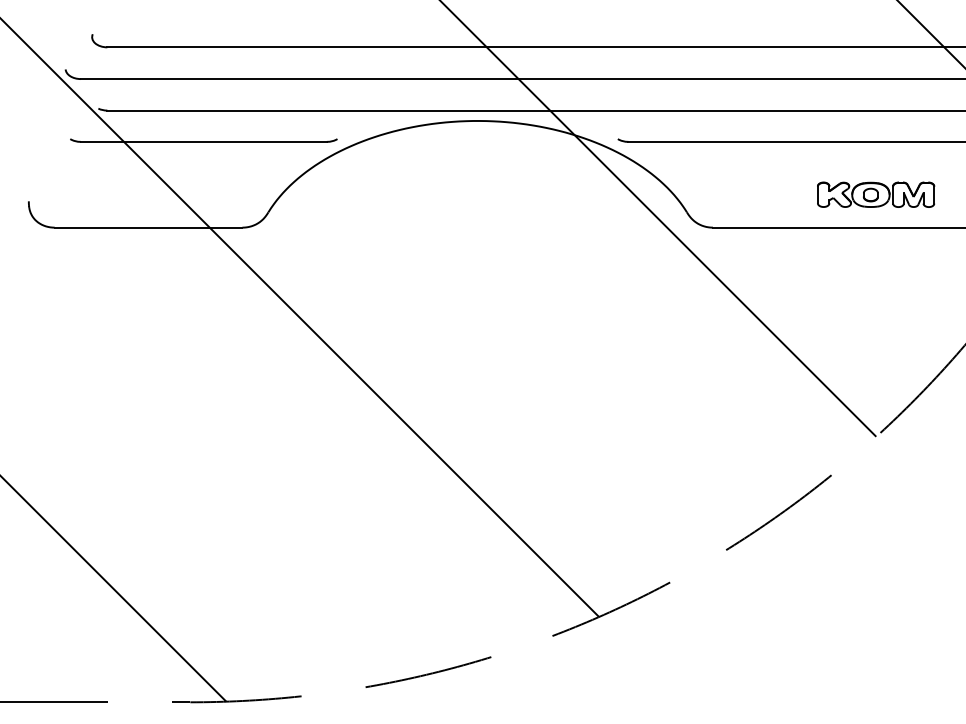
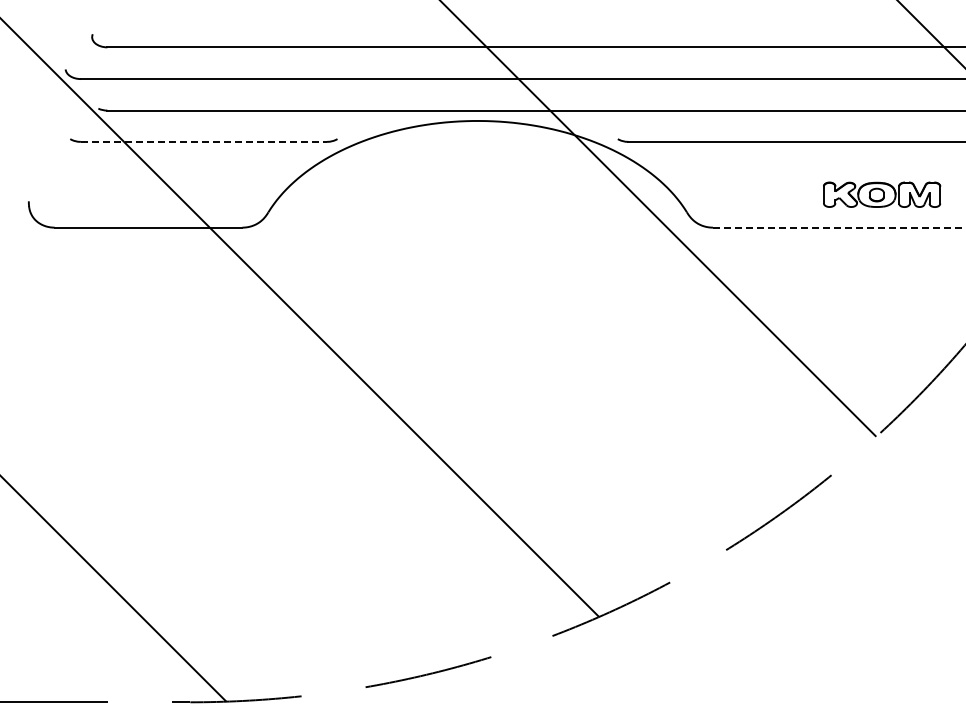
line: solid -> dashed (204, 141)
part position: (876, 194) -> (882, 194) (882, 194)
line: solid -> dashed (838, 227)
